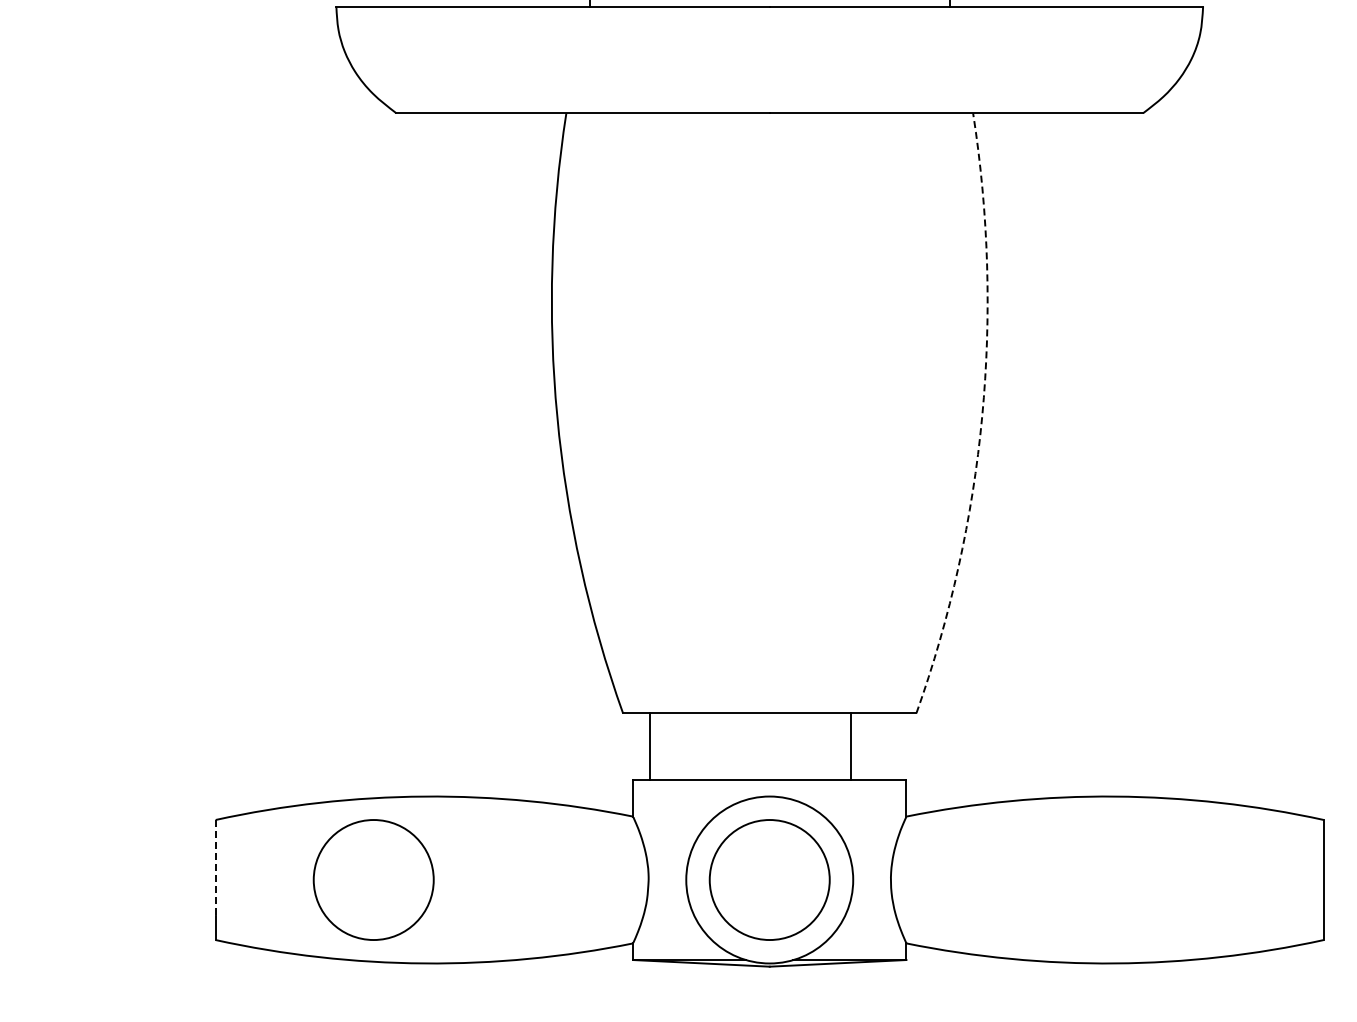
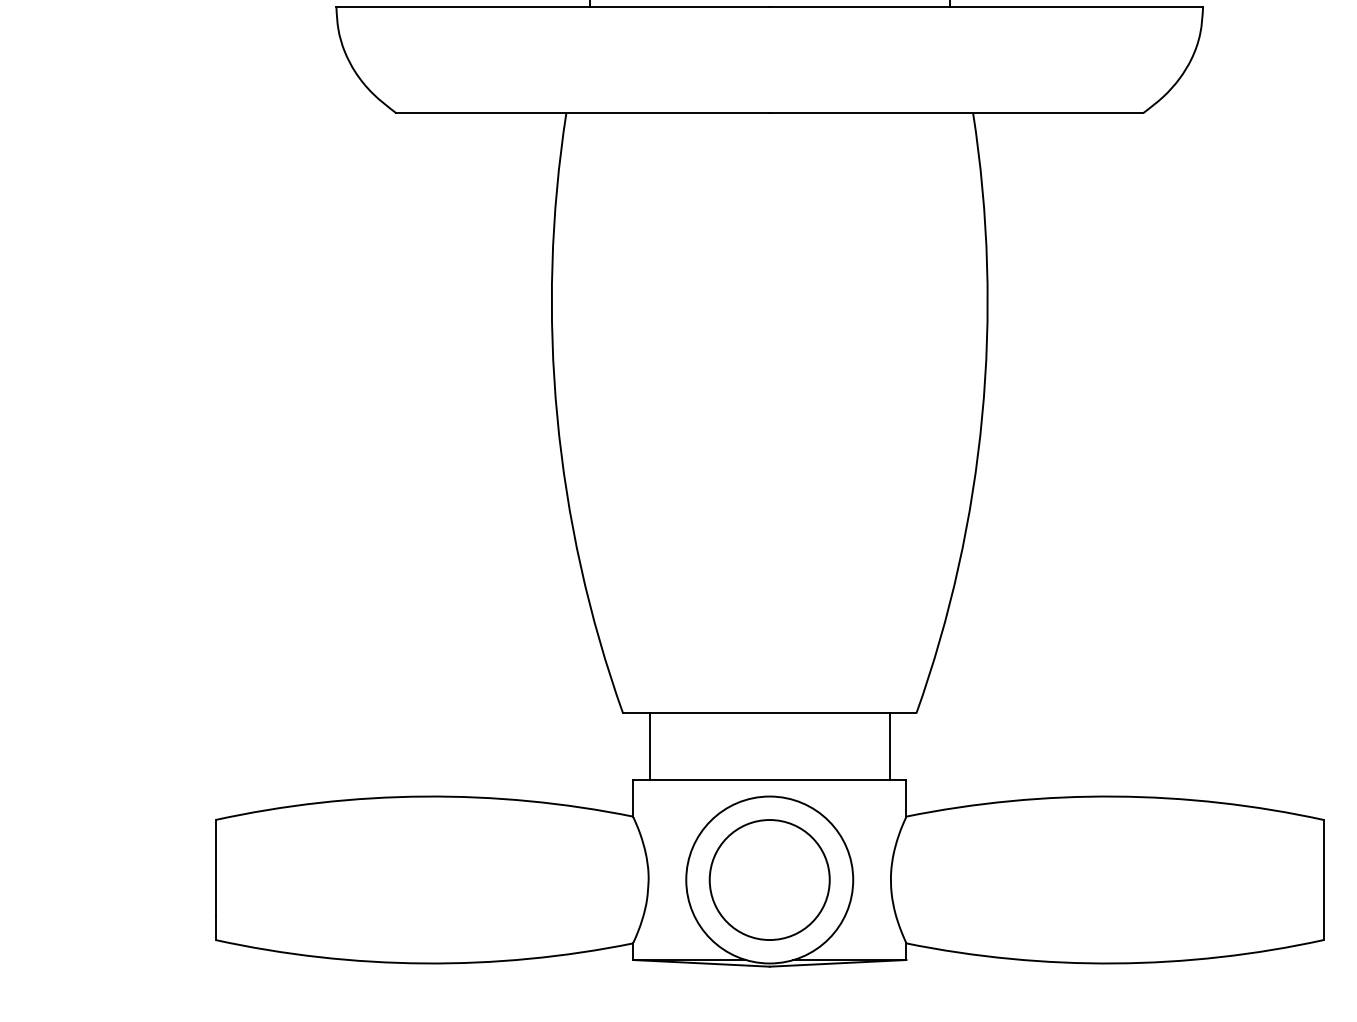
arc: dashed -> solid (982, 416)
line position: (850, 746) -> (889, 746) (889, 746)
line: dashed -> solid (215, 867)
circle: present -> none (373, 879)
